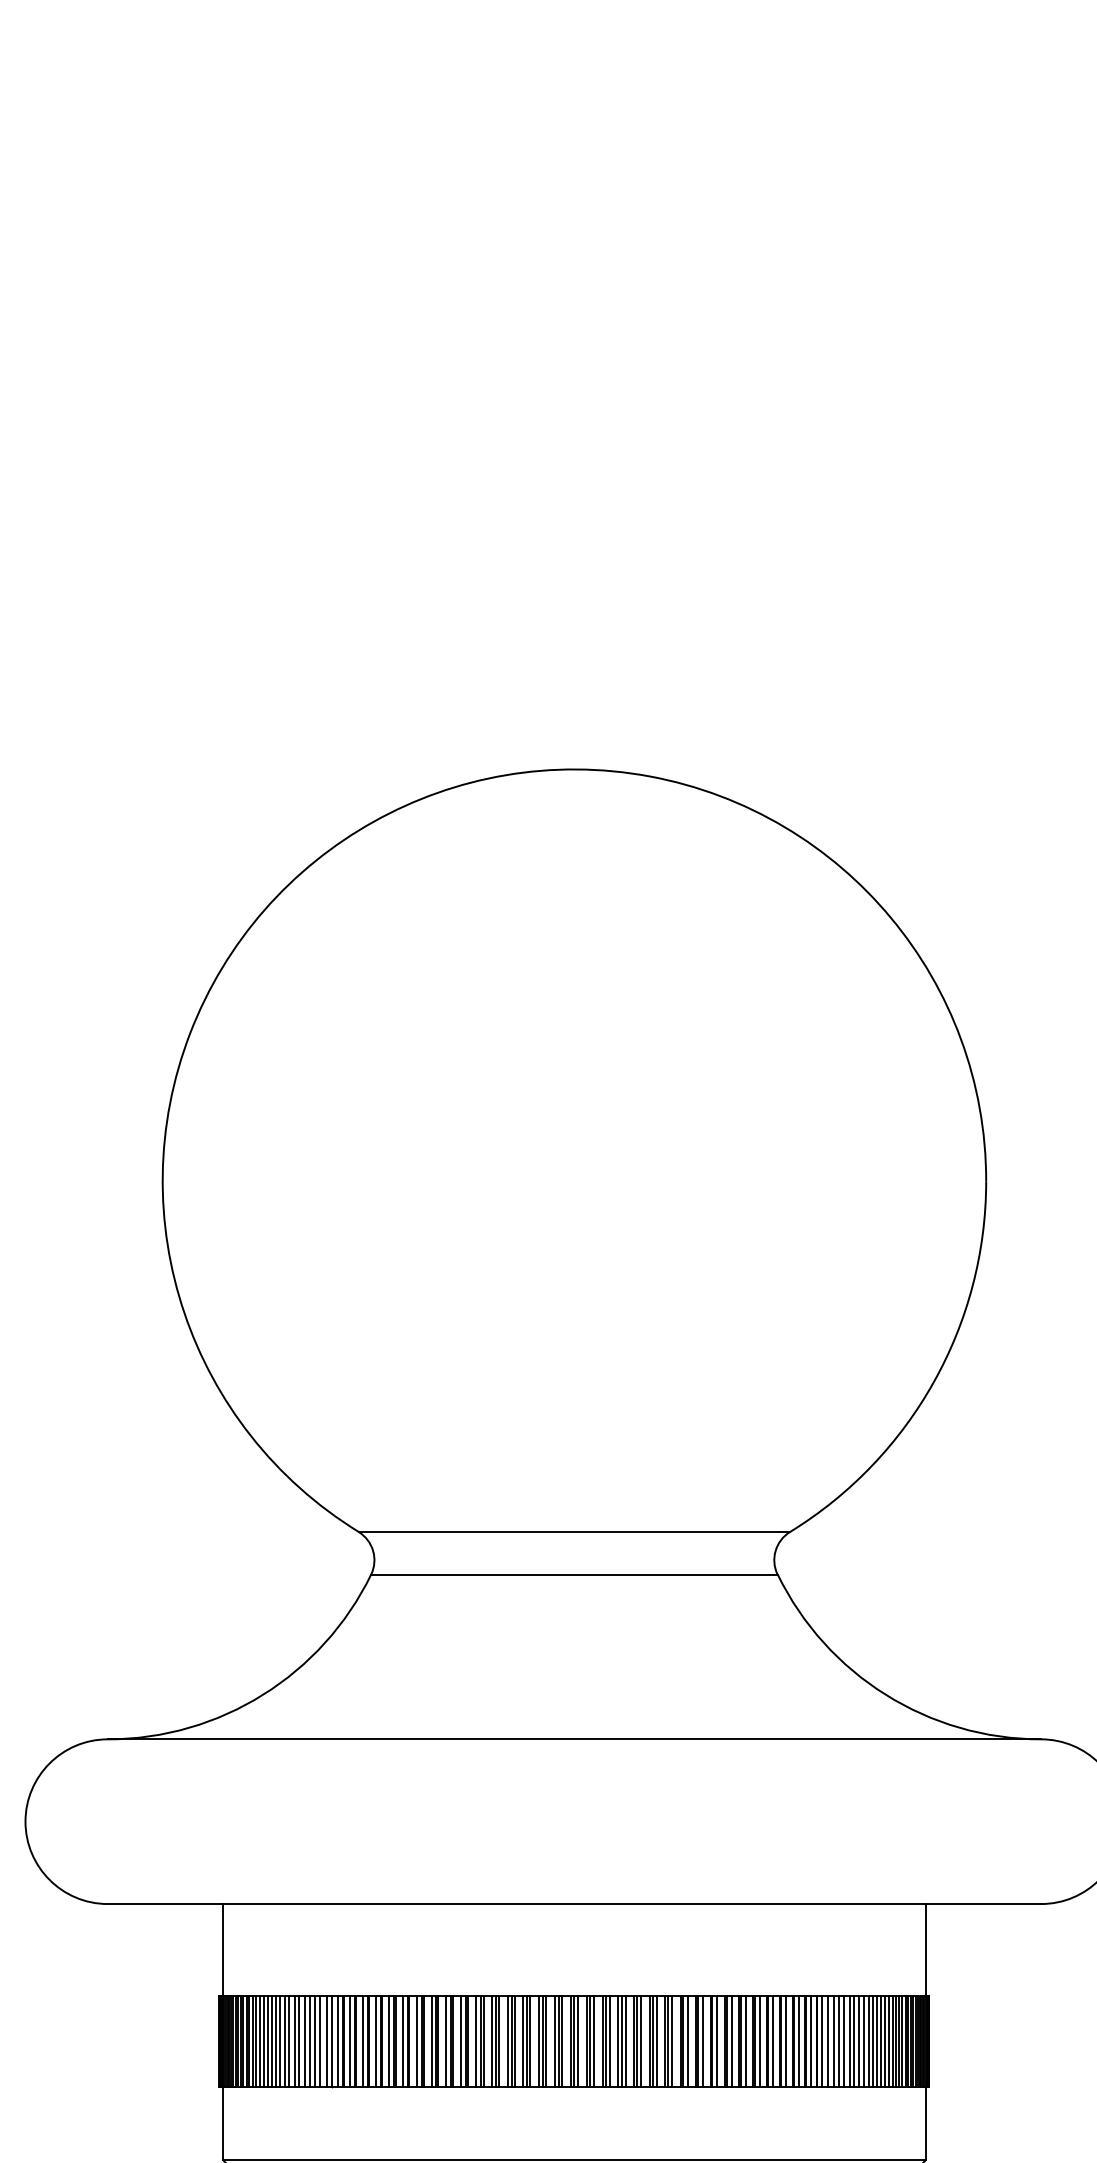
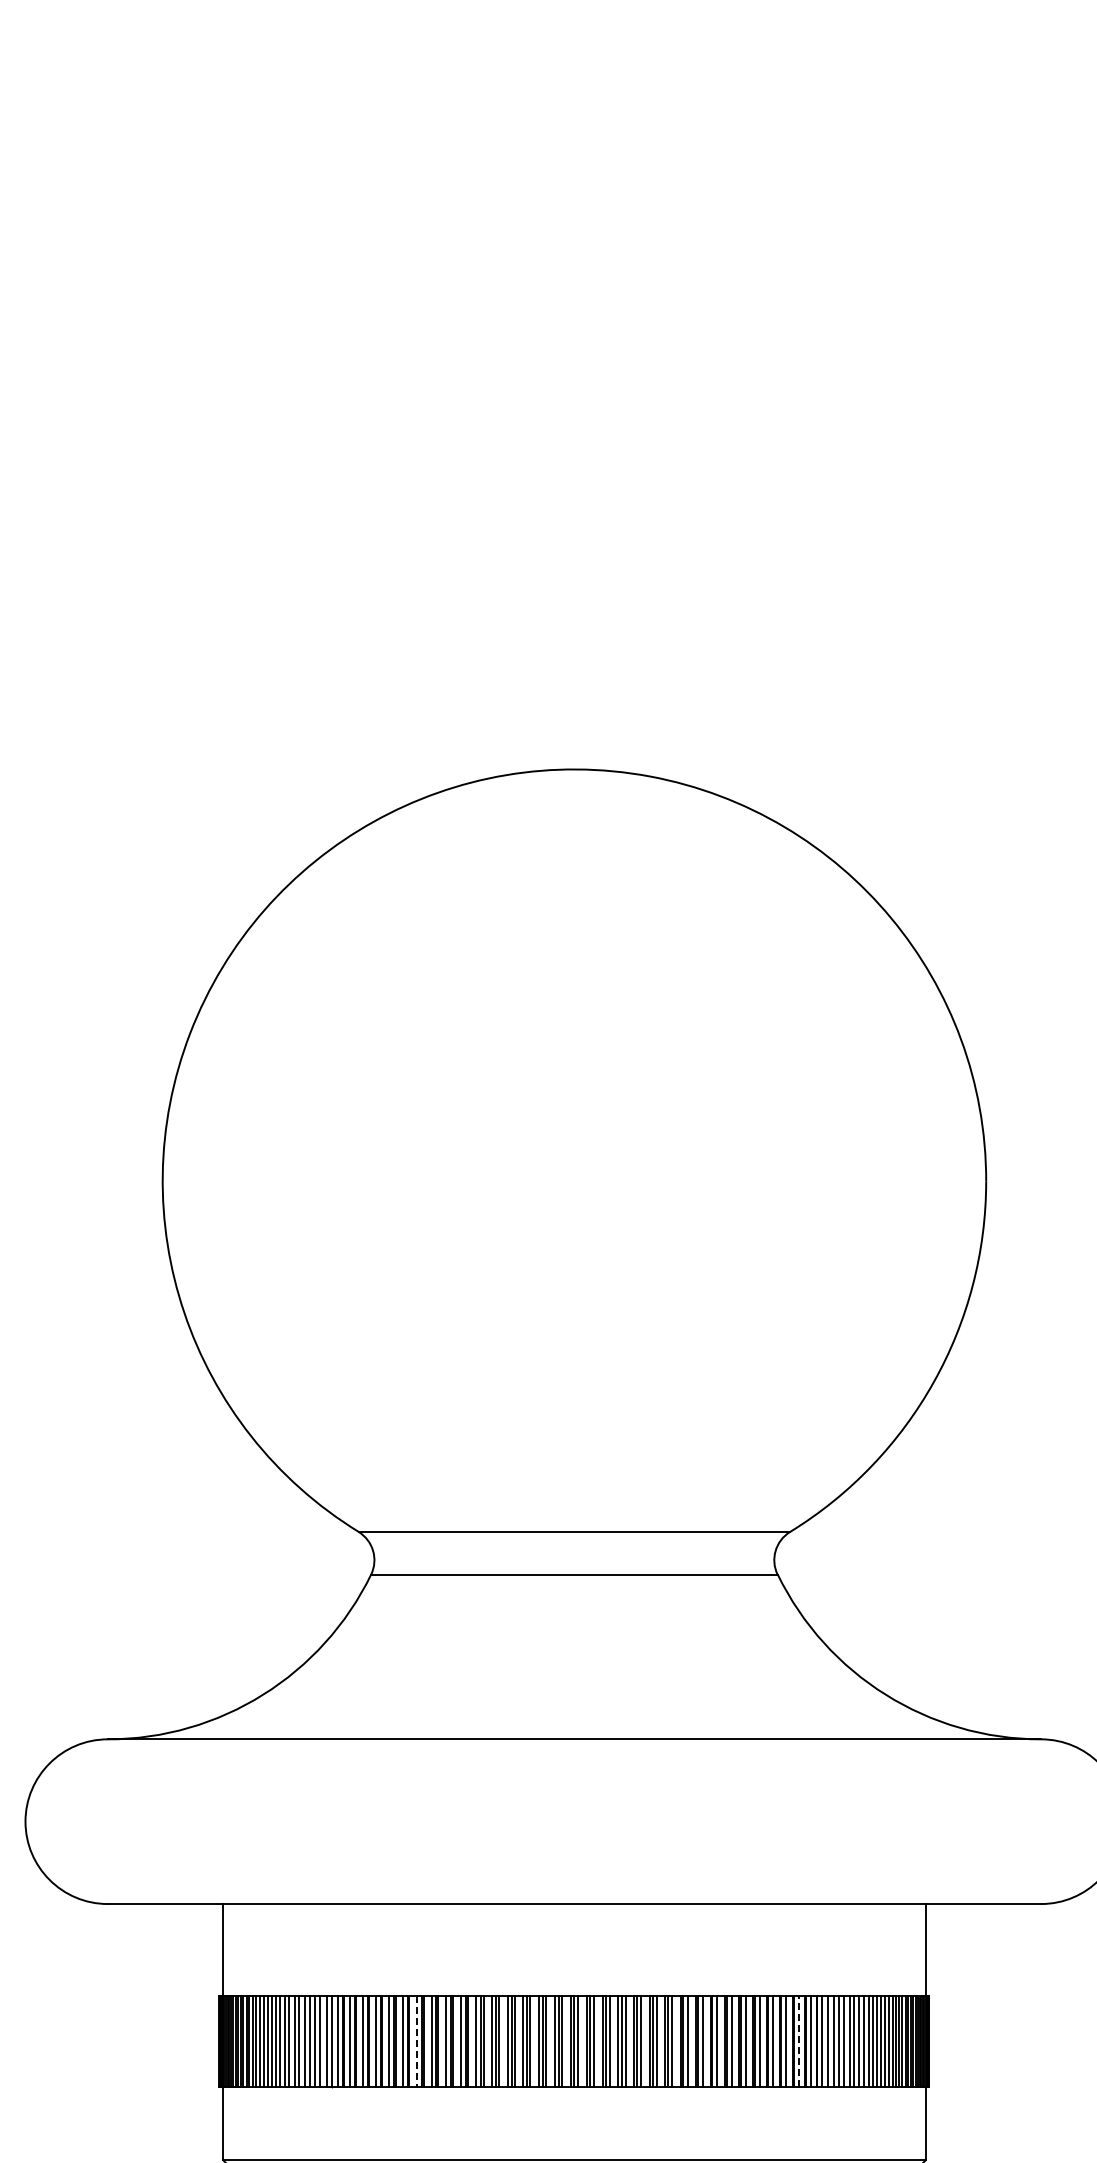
line: solid -> dashed (417, 2041)
line: solid -> dashed (798, 2041)
